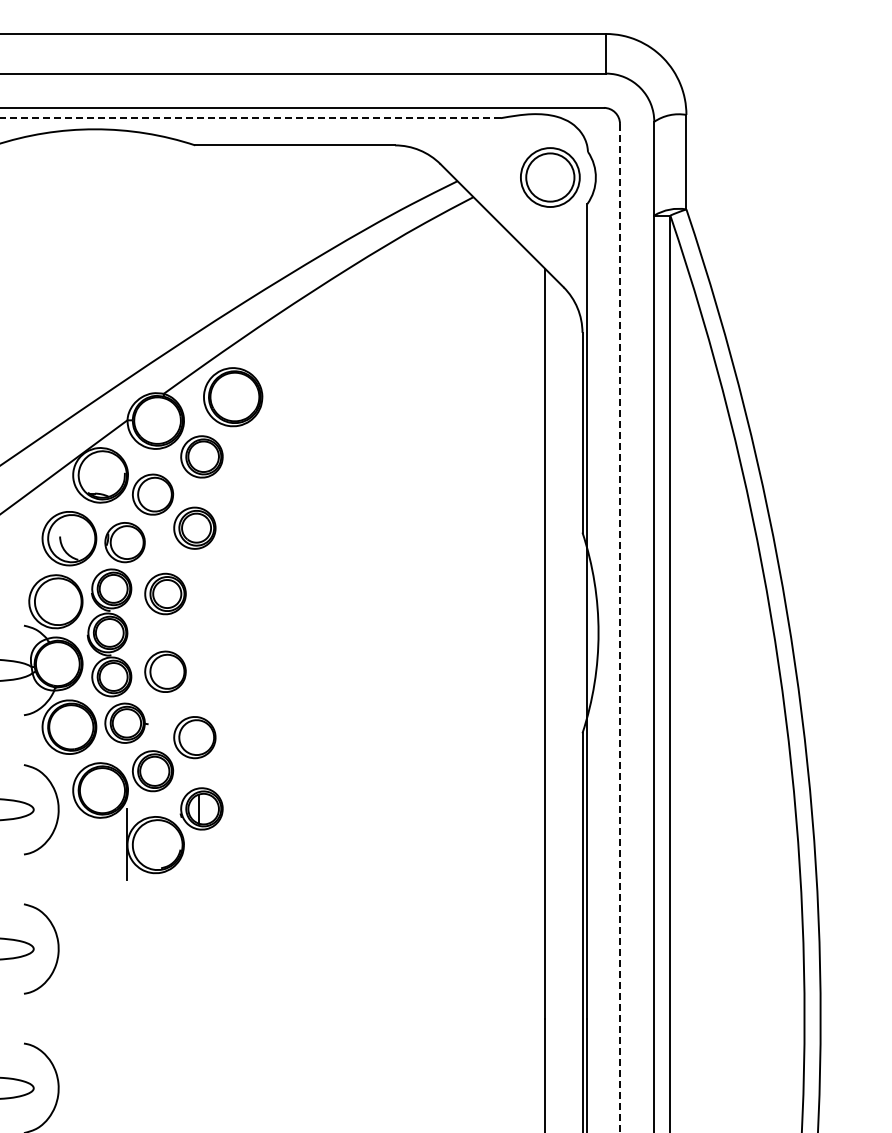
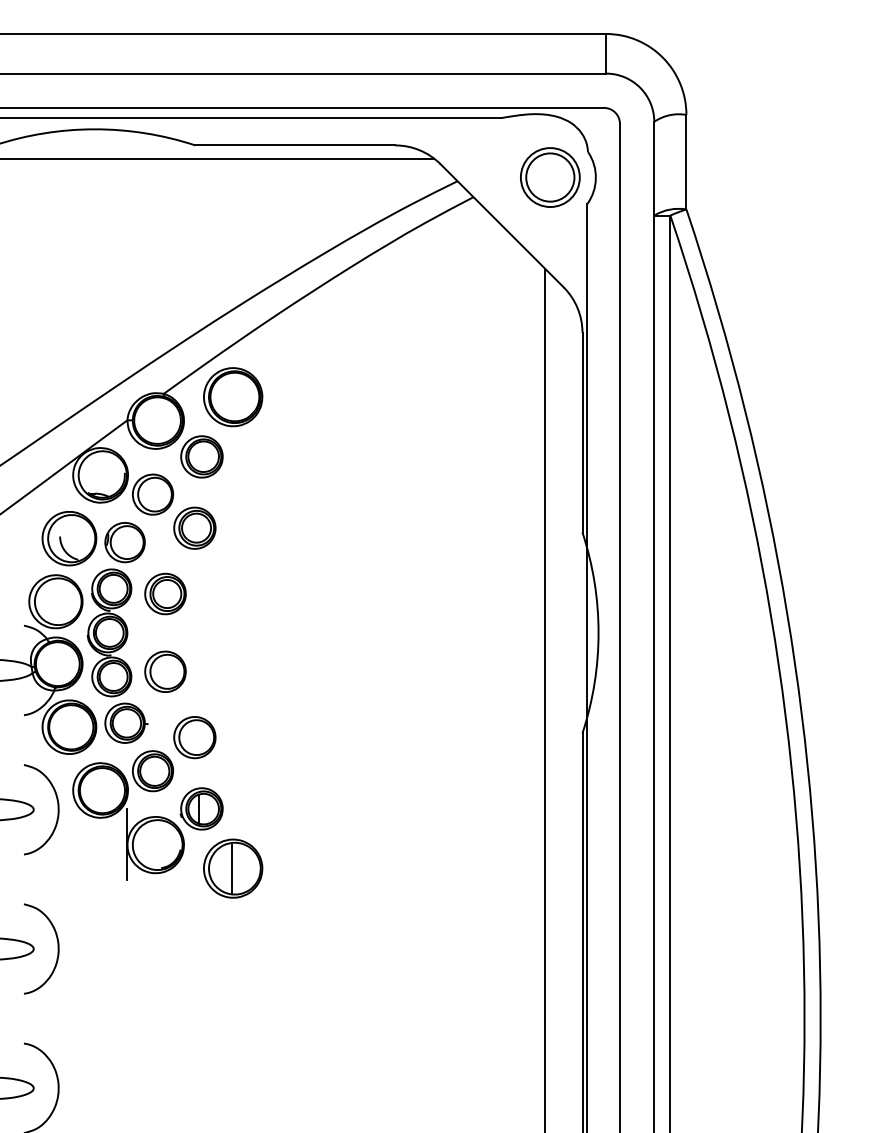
line: dashed -> solid (250, 118)
line: none -> present (217, 159)
line: dashed -> solid (620, 627)
part: none -> present (233, 868)
